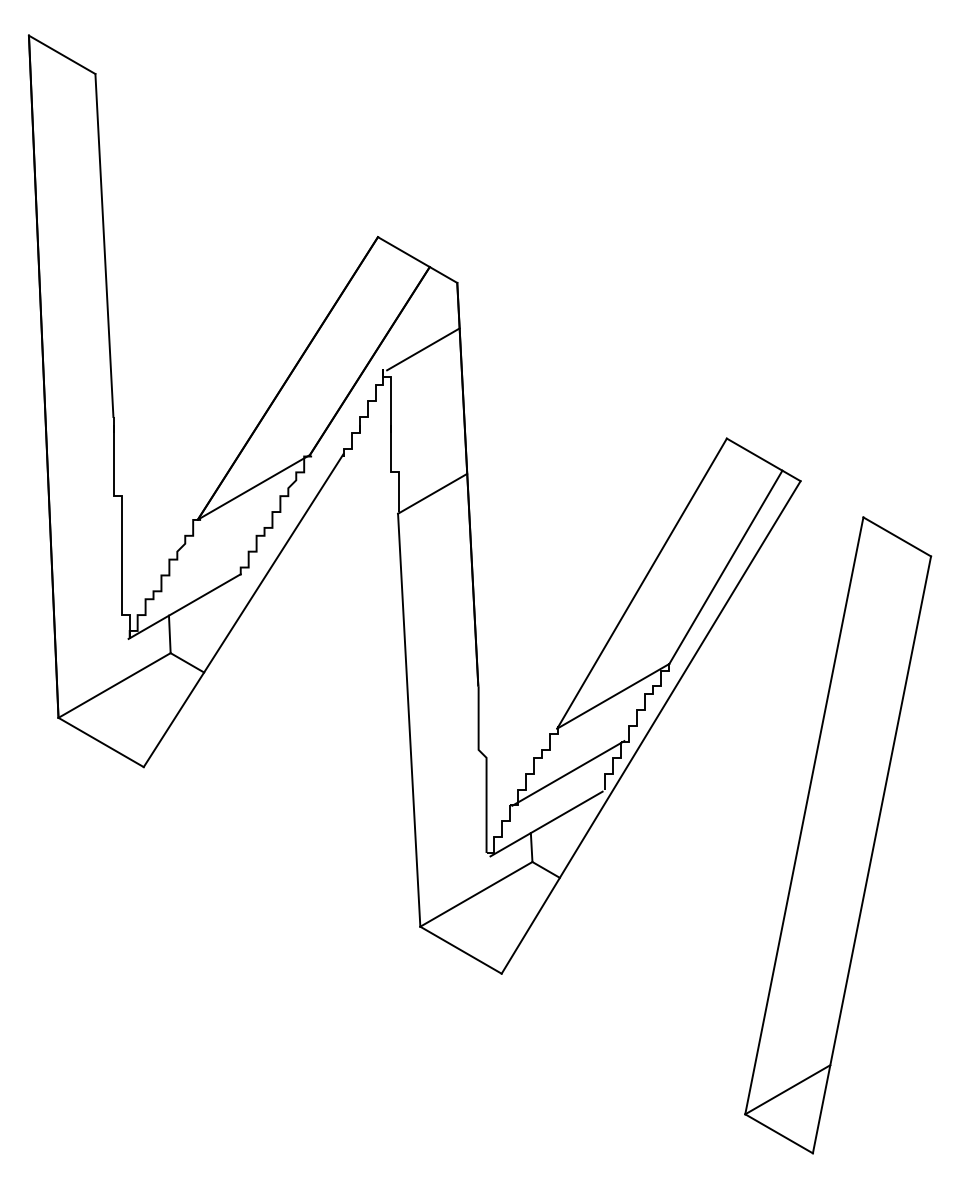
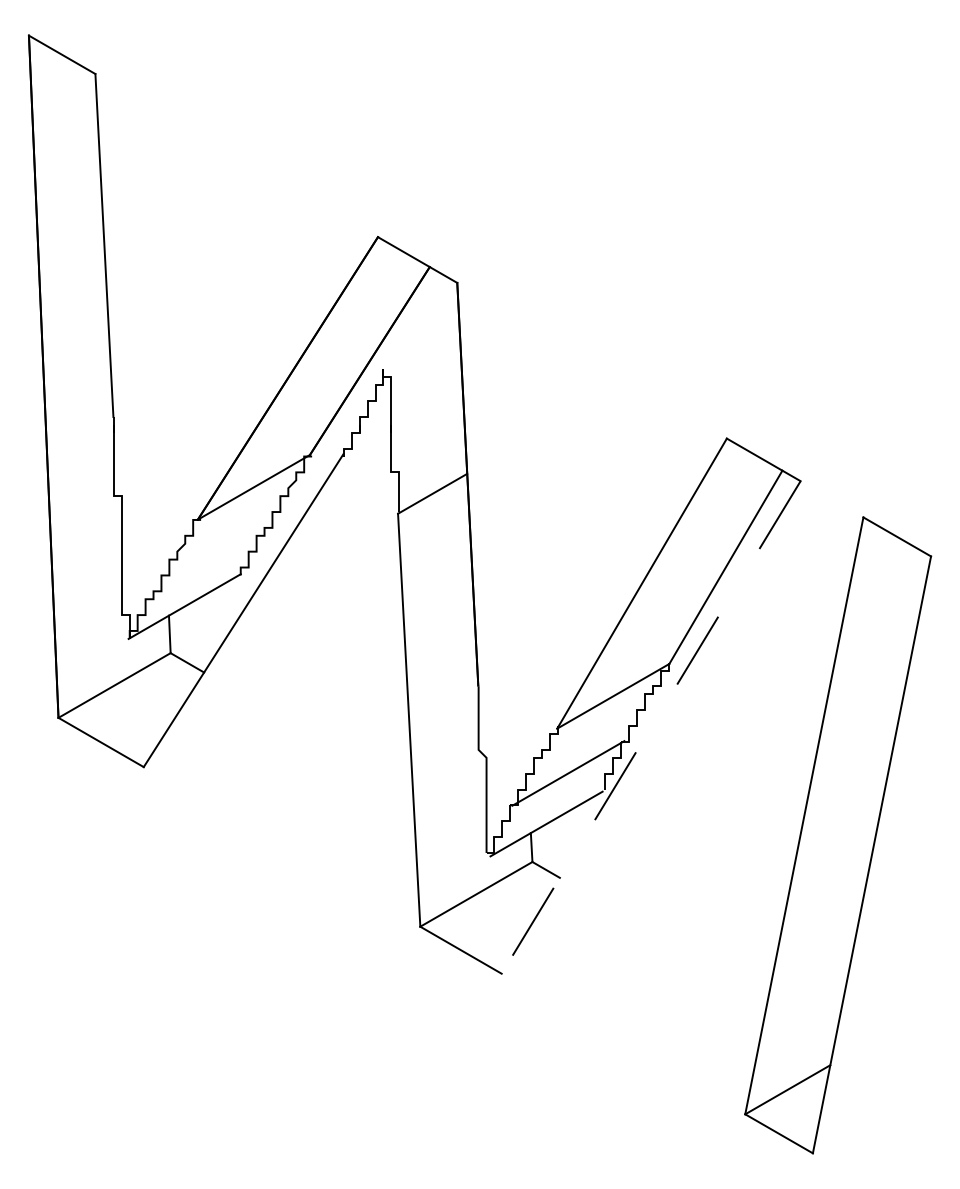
line: present -> none (423, 349)
line: solid -> dashed (650, 727)
